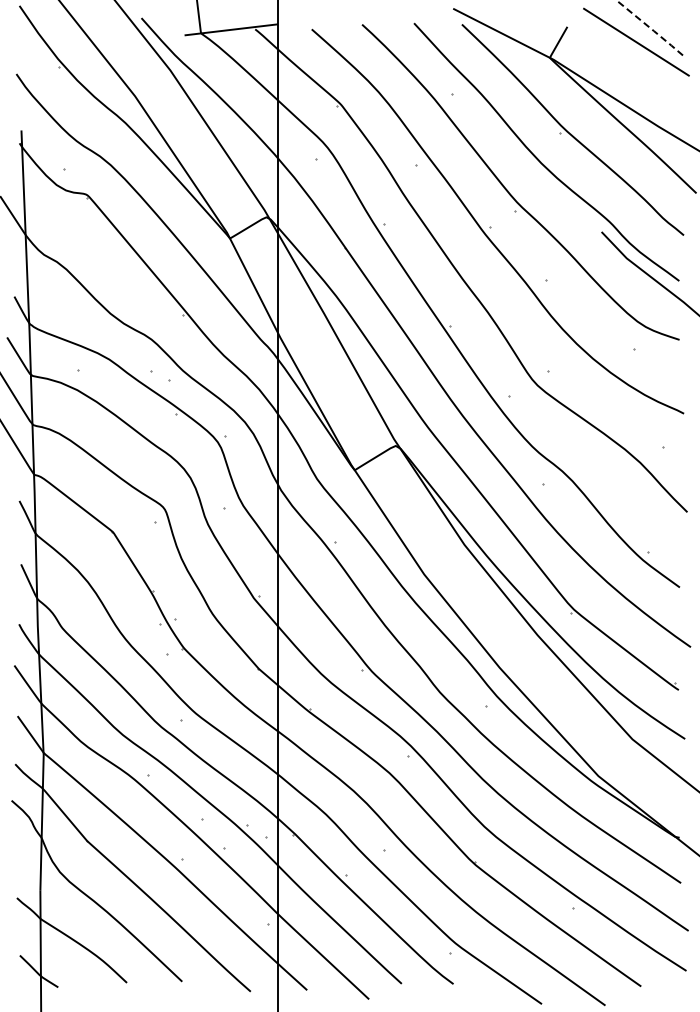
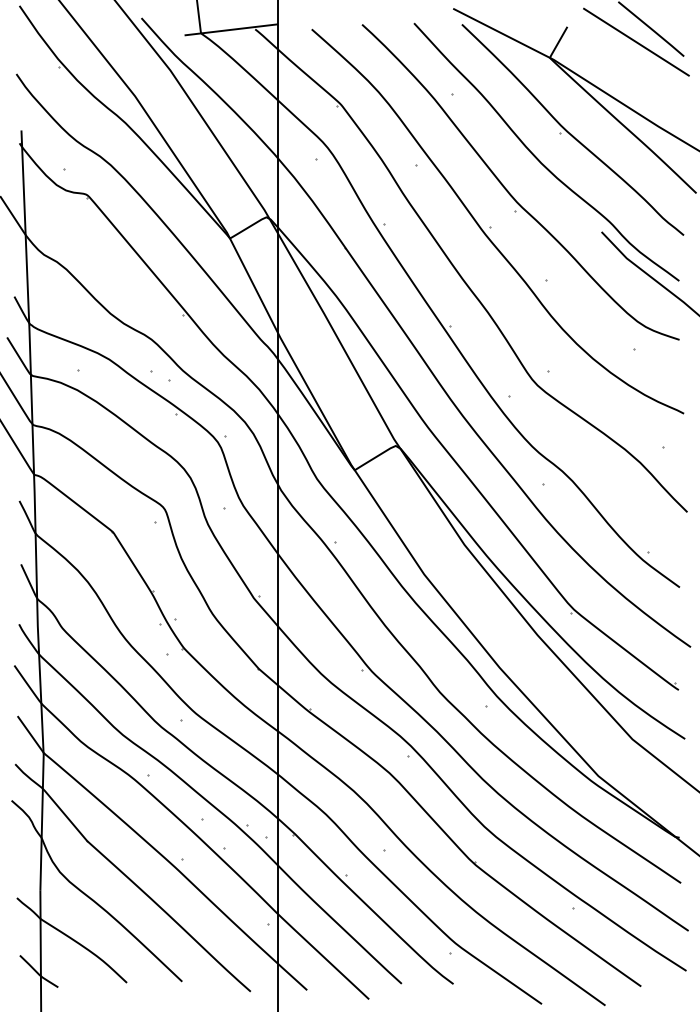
line: dashed -> solid (652, 29)
